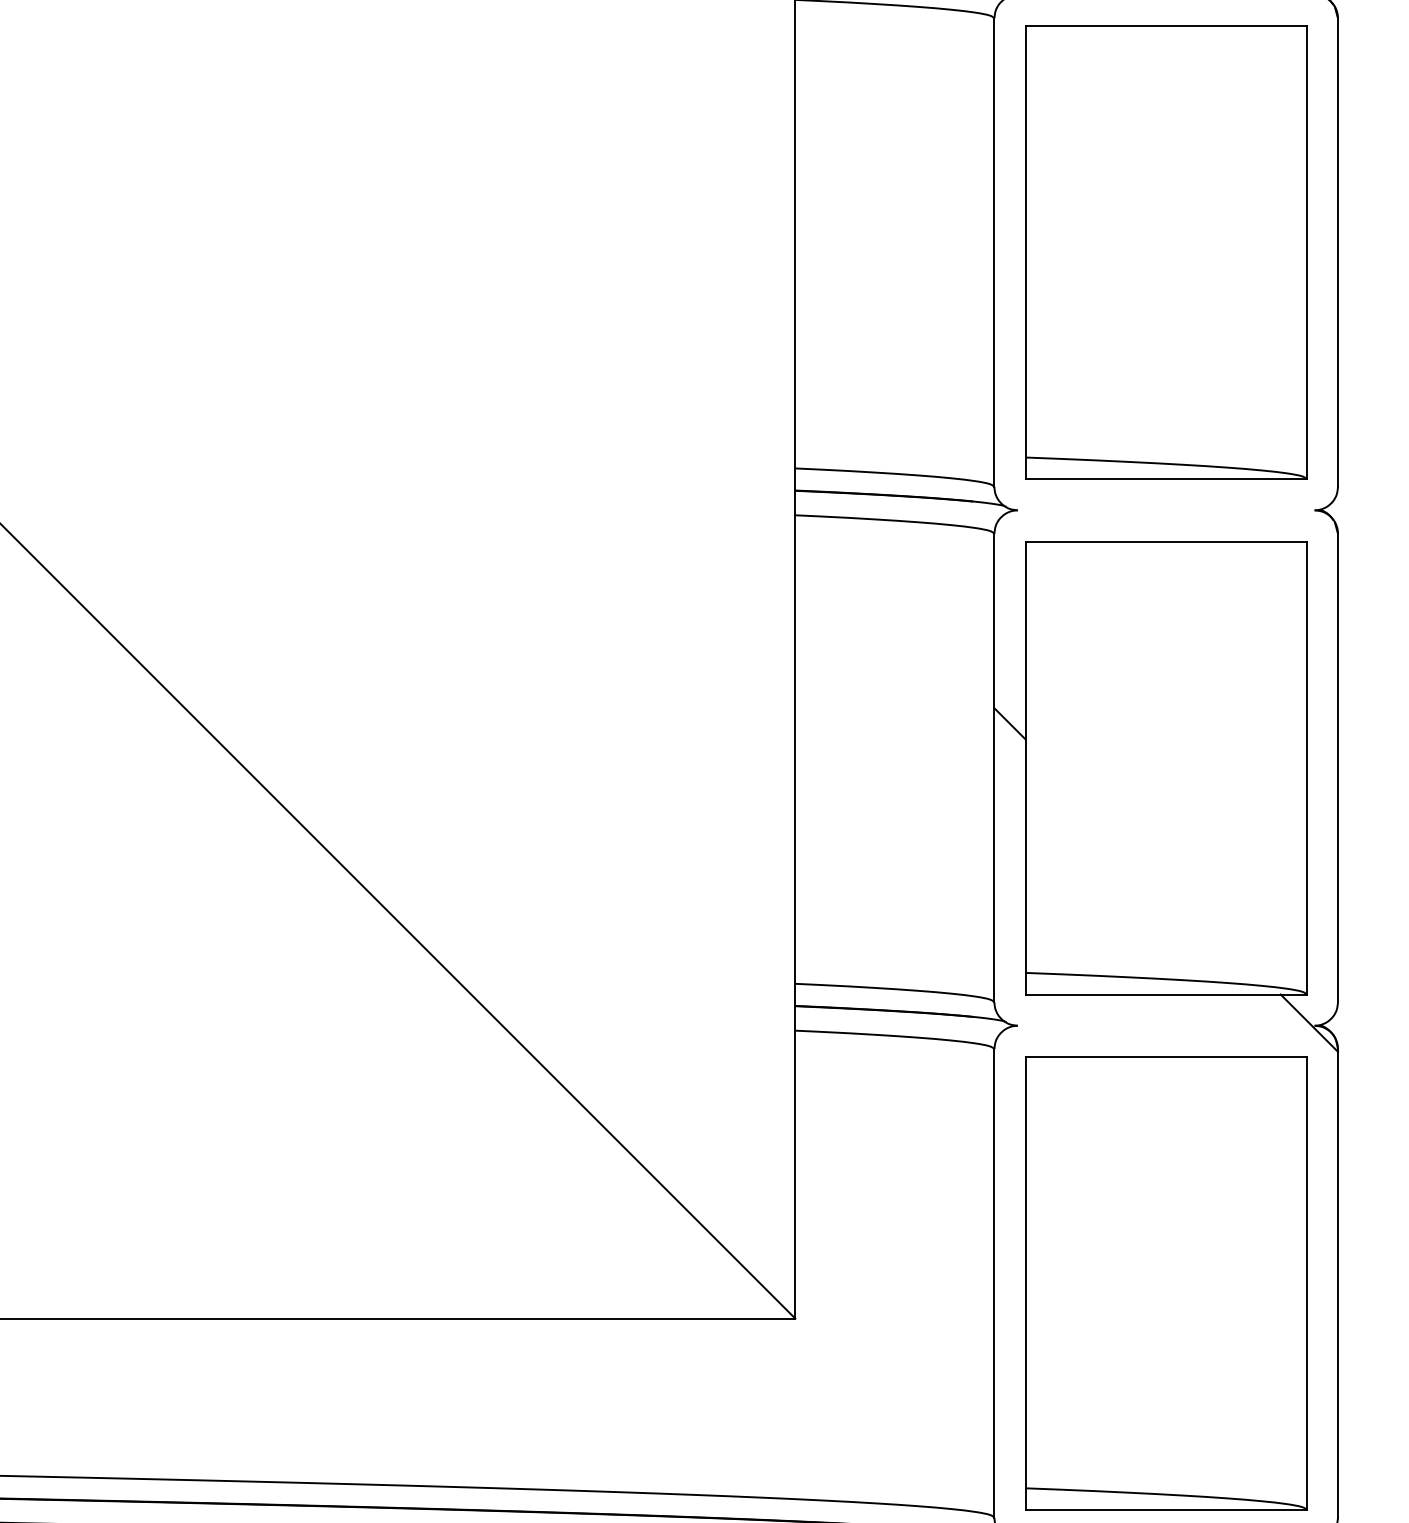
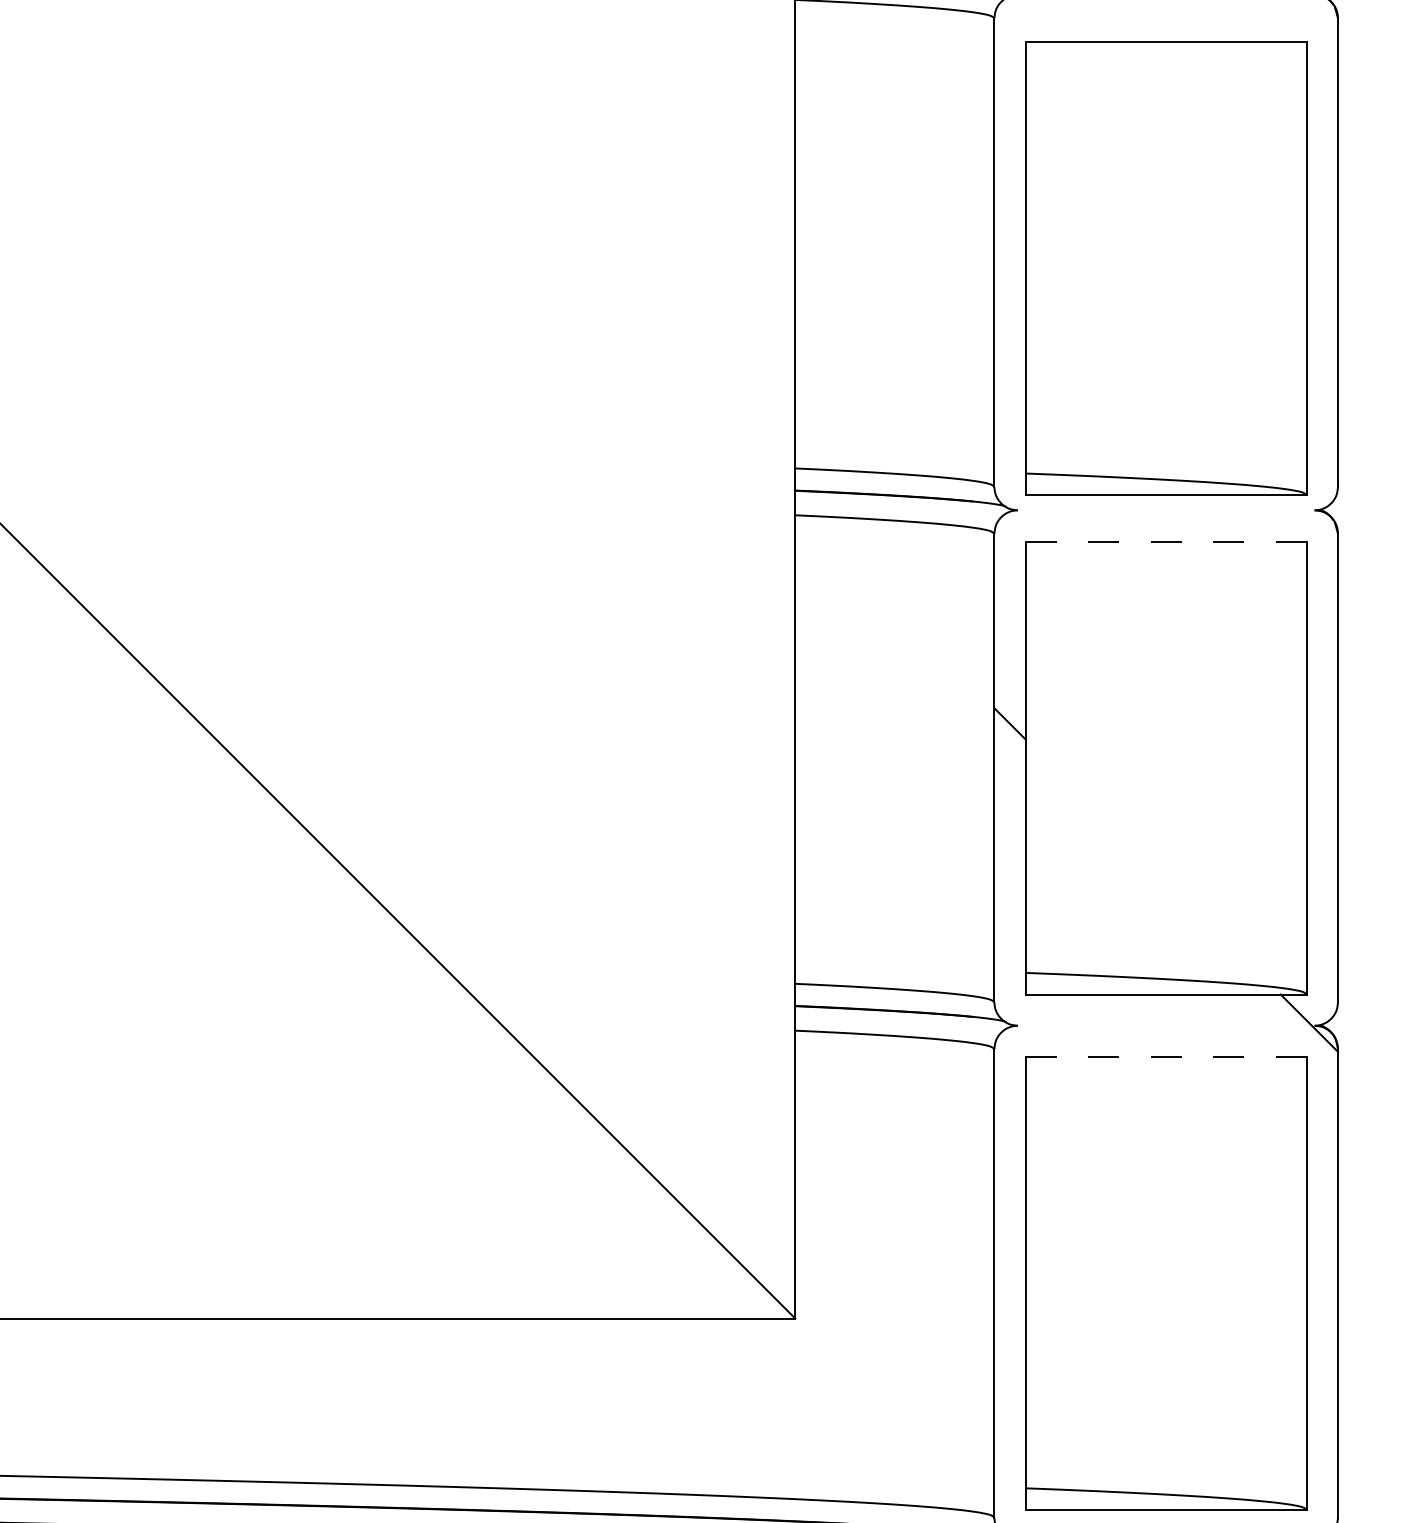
part position: (1166, 252) -> (1166, 268) (1166, 268)
line: solid -> dashed (1166, 541)
line: solid -> dashed (1166, 1056)
